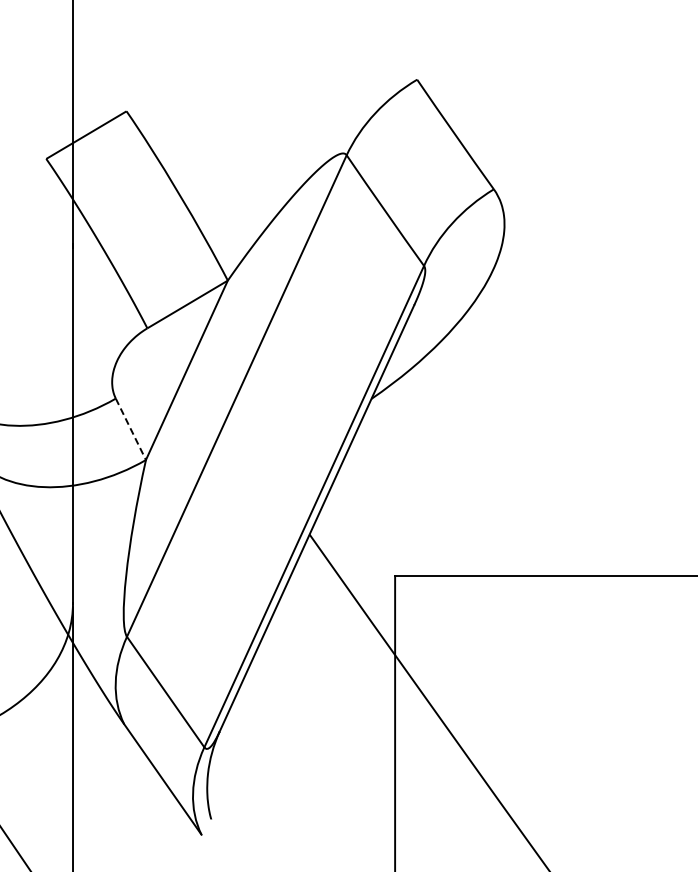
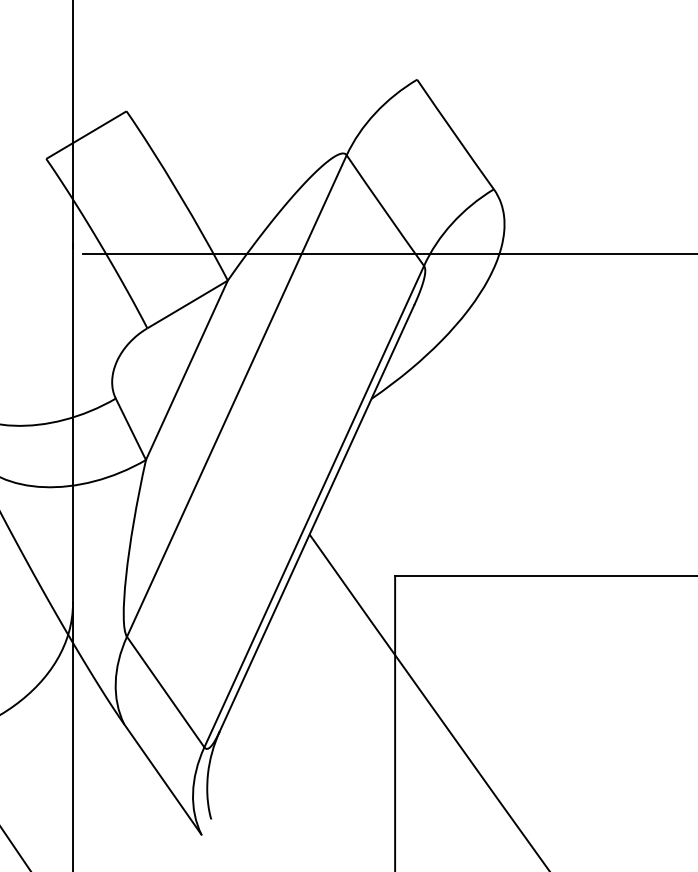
line: none -> present (388, 254)
line: dashed -> solid (131, 429)
